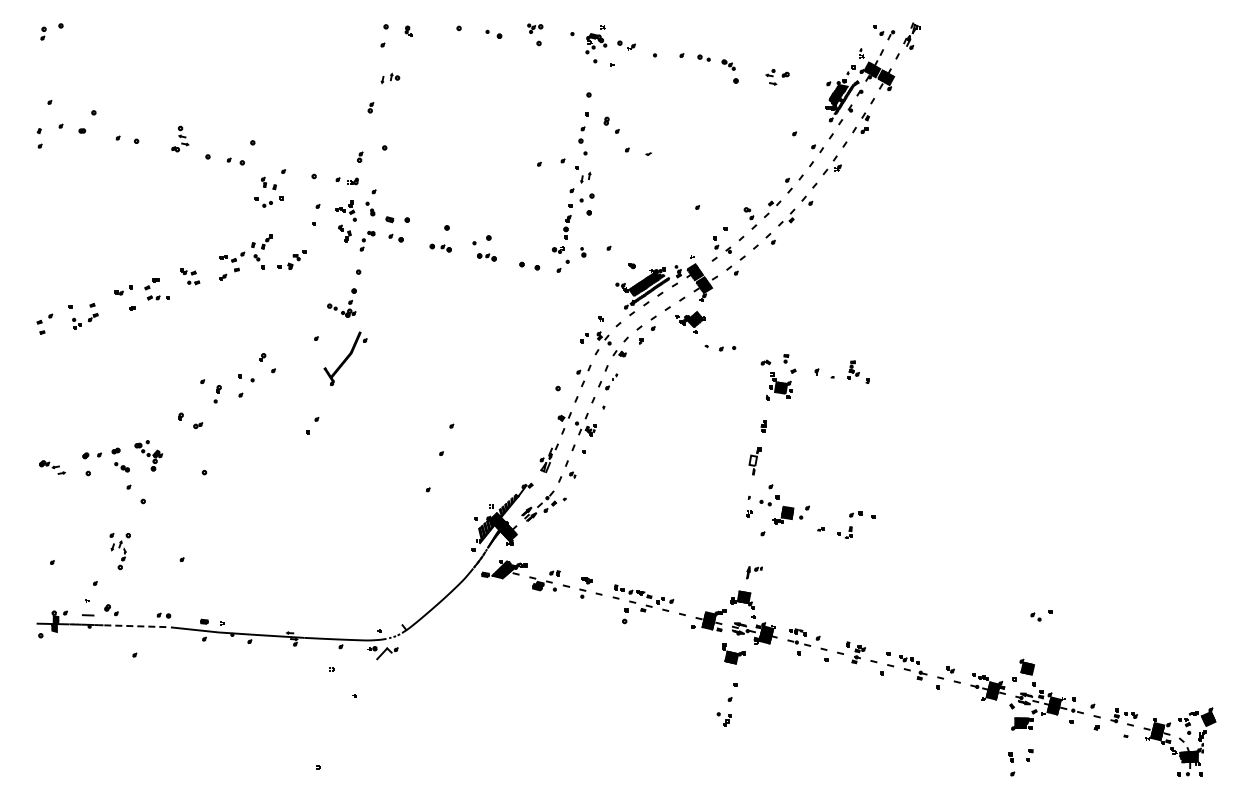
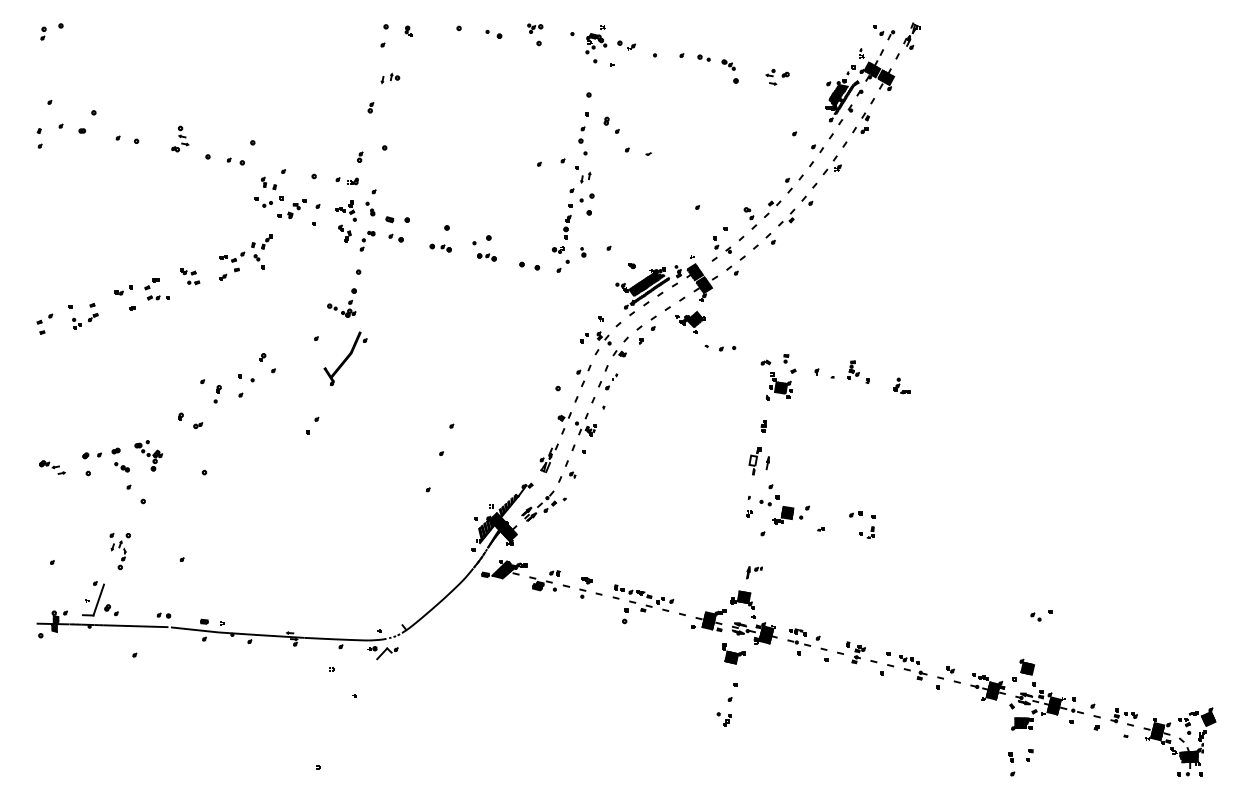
part position: (291, 259) -> (291, 208) (291, 208)
part: none -> present (901, 385)
part: none -> present (767, 463)
part position: (844, 532) -> (866, 532) (866, 532)
line: none -> present (98, 599)
line: dashed -> solid (135, 626)
